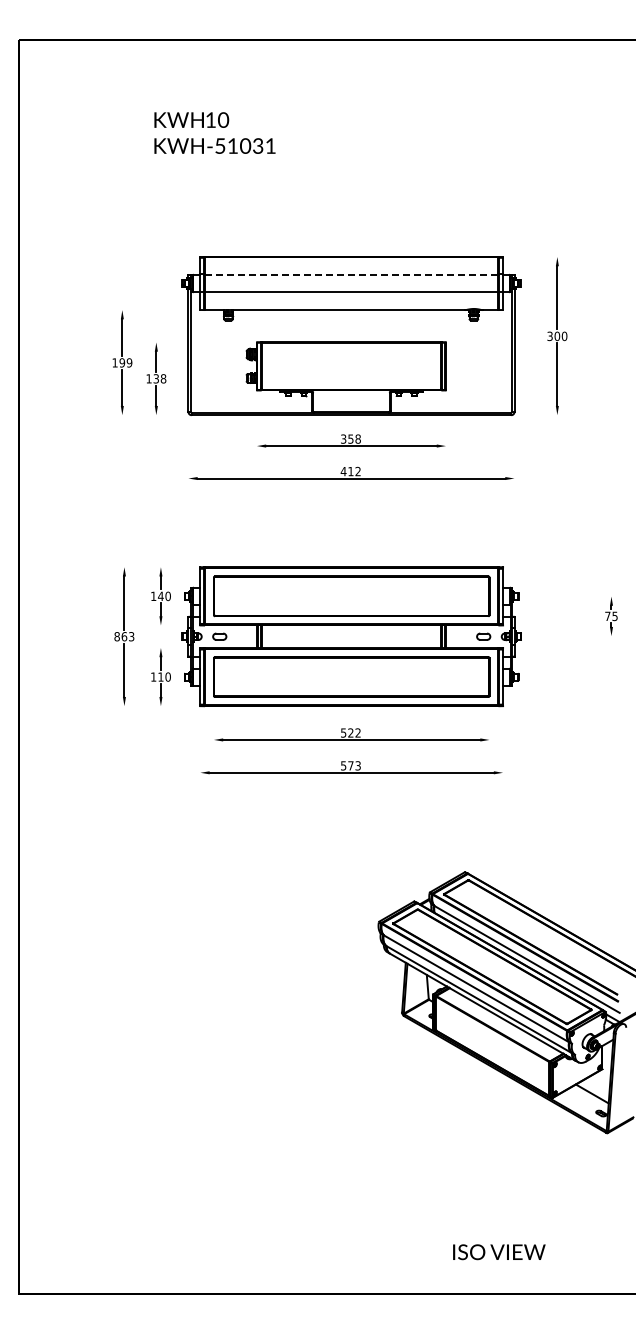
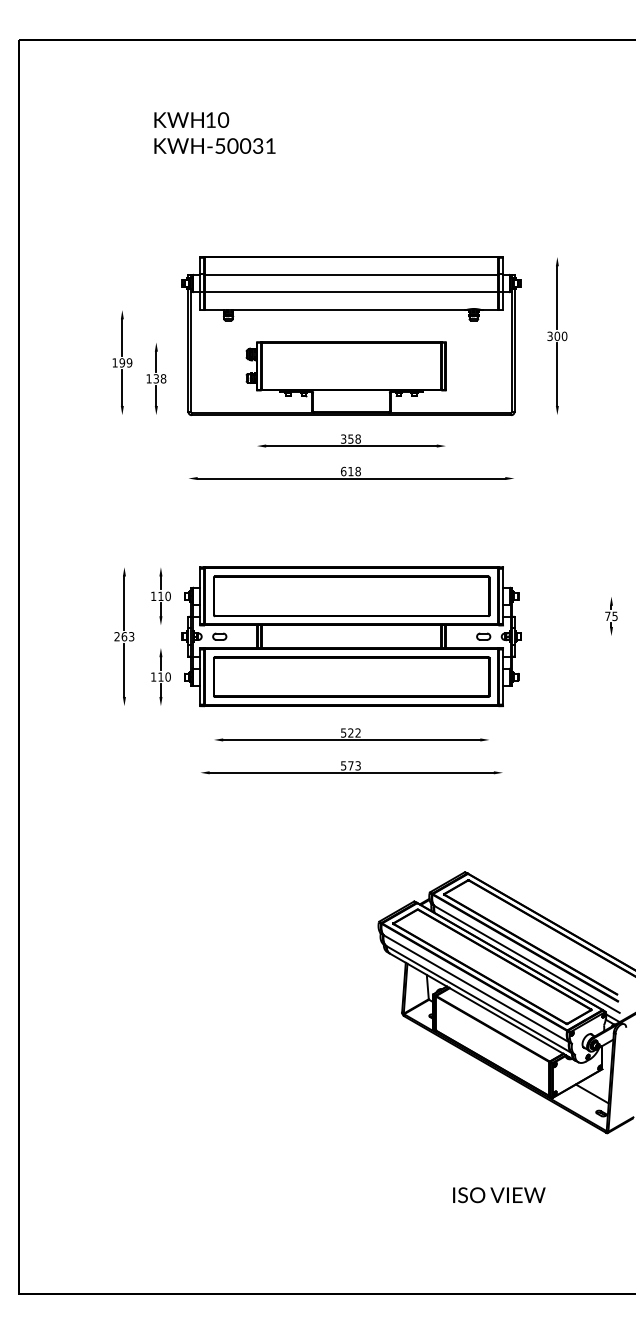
text: KWH-51031 -> KWH-50031 (232, 145)
line: dashed -> solid (351, 274)
text: 412 -> 618 (350, 471)
text: 140 -> 110 (160, 595)
text: 863 -> 263 (116, 636)
text position: (499, 1252) -> (499, 1195) (499, 1195)
